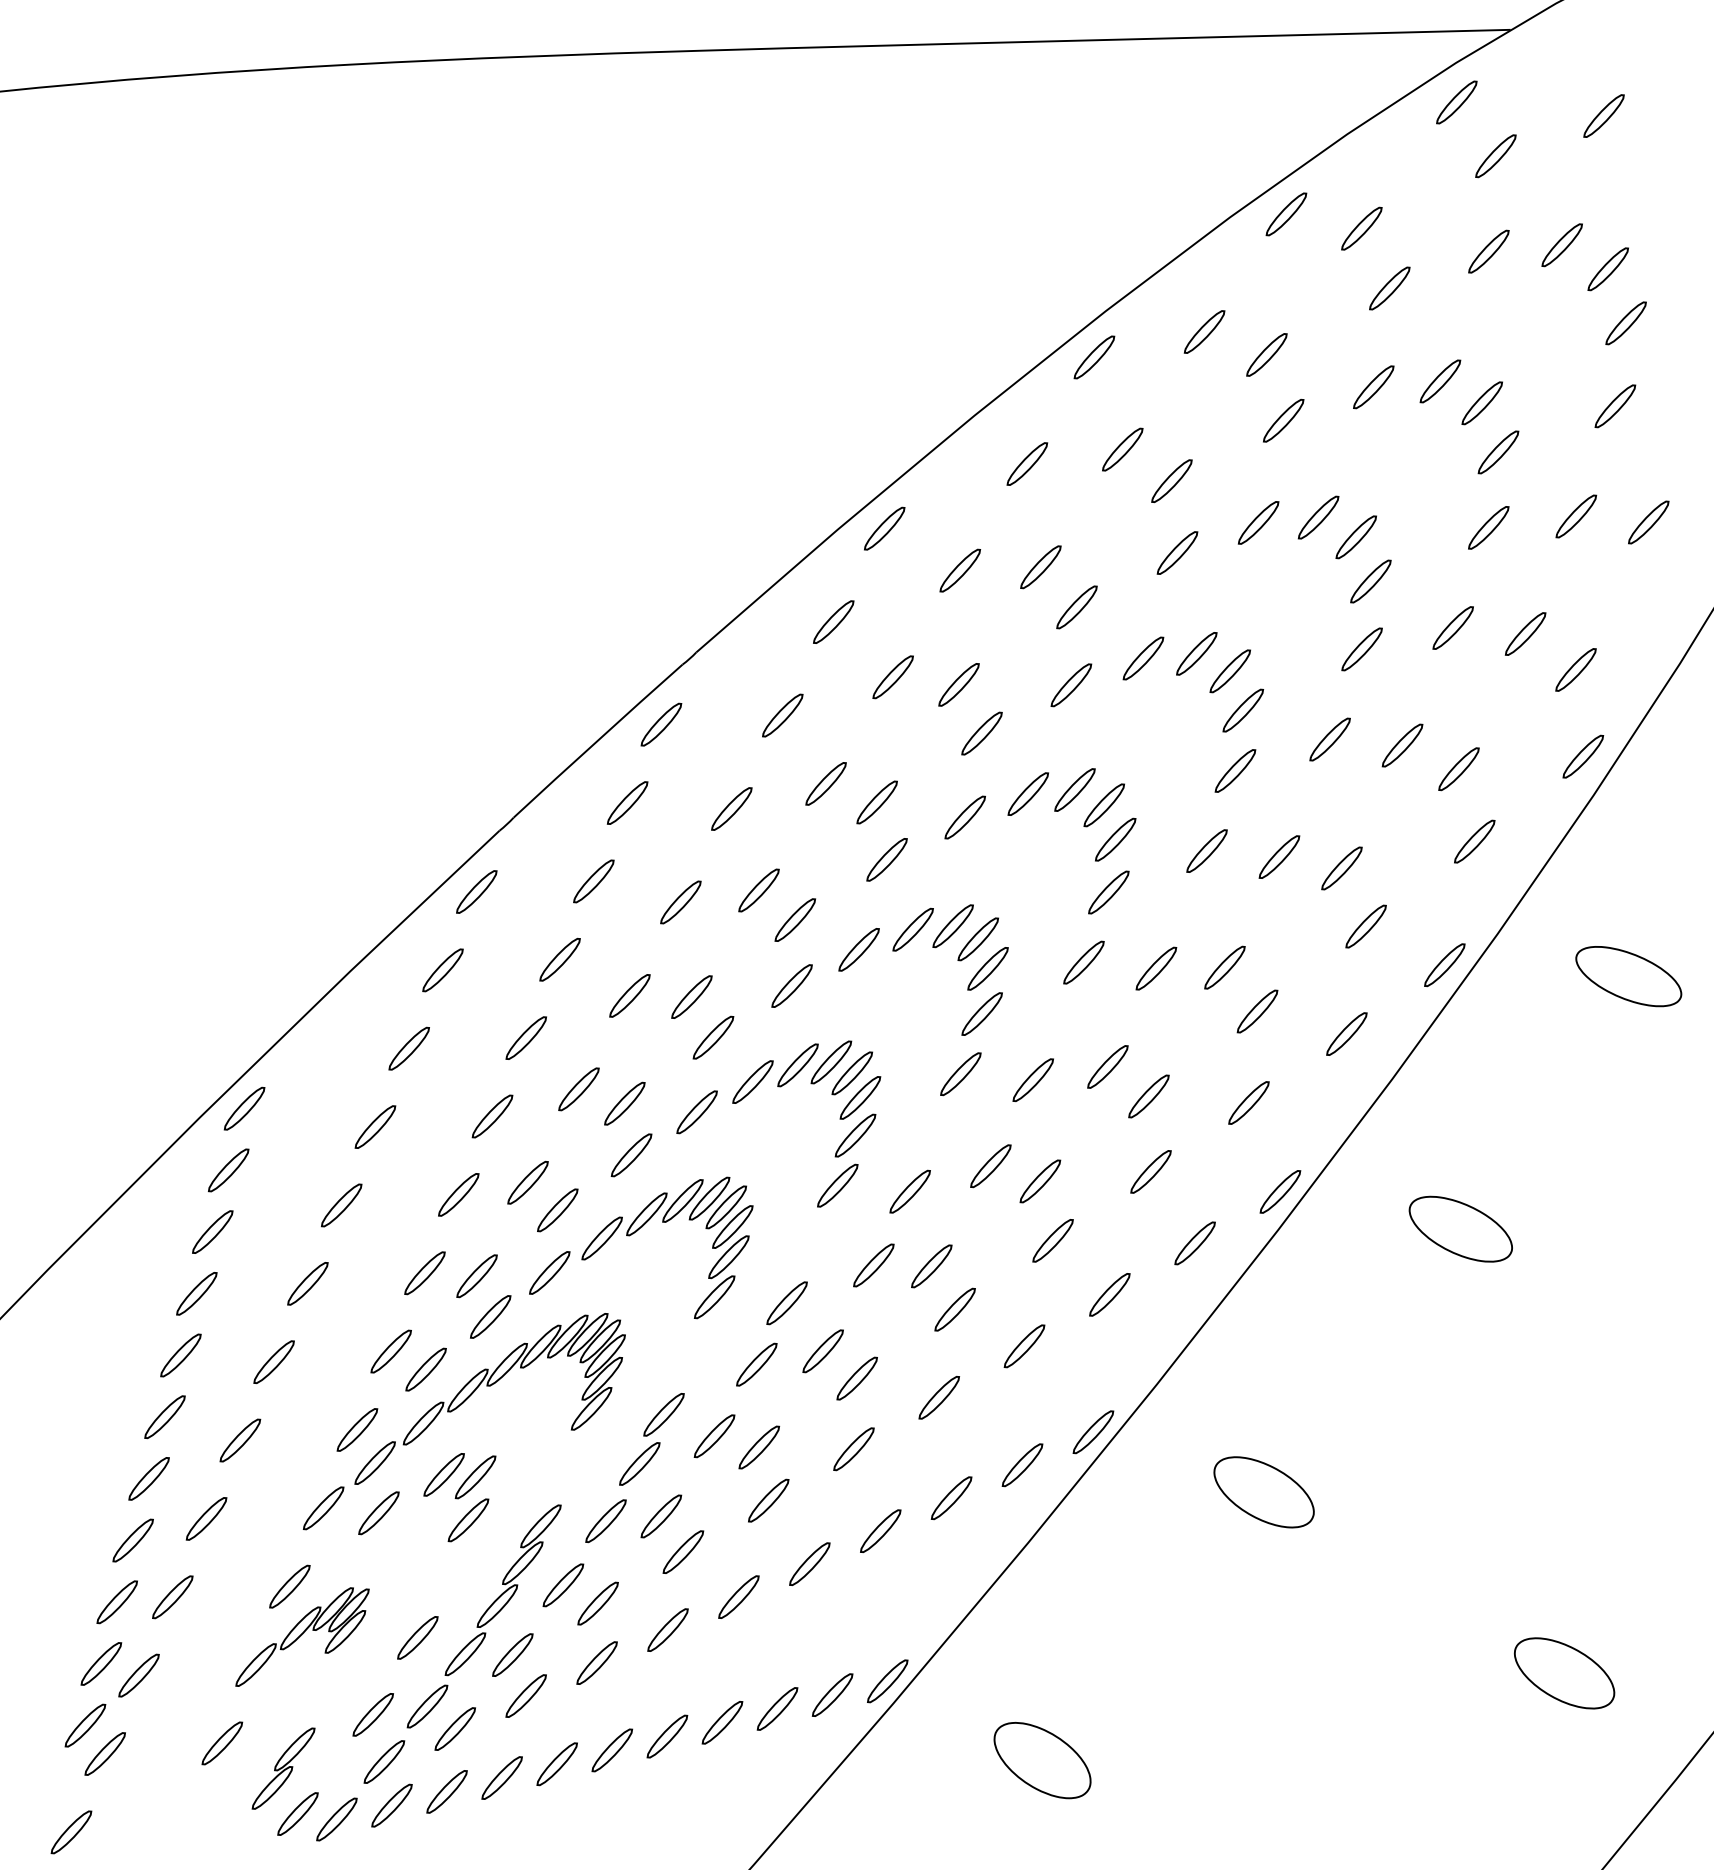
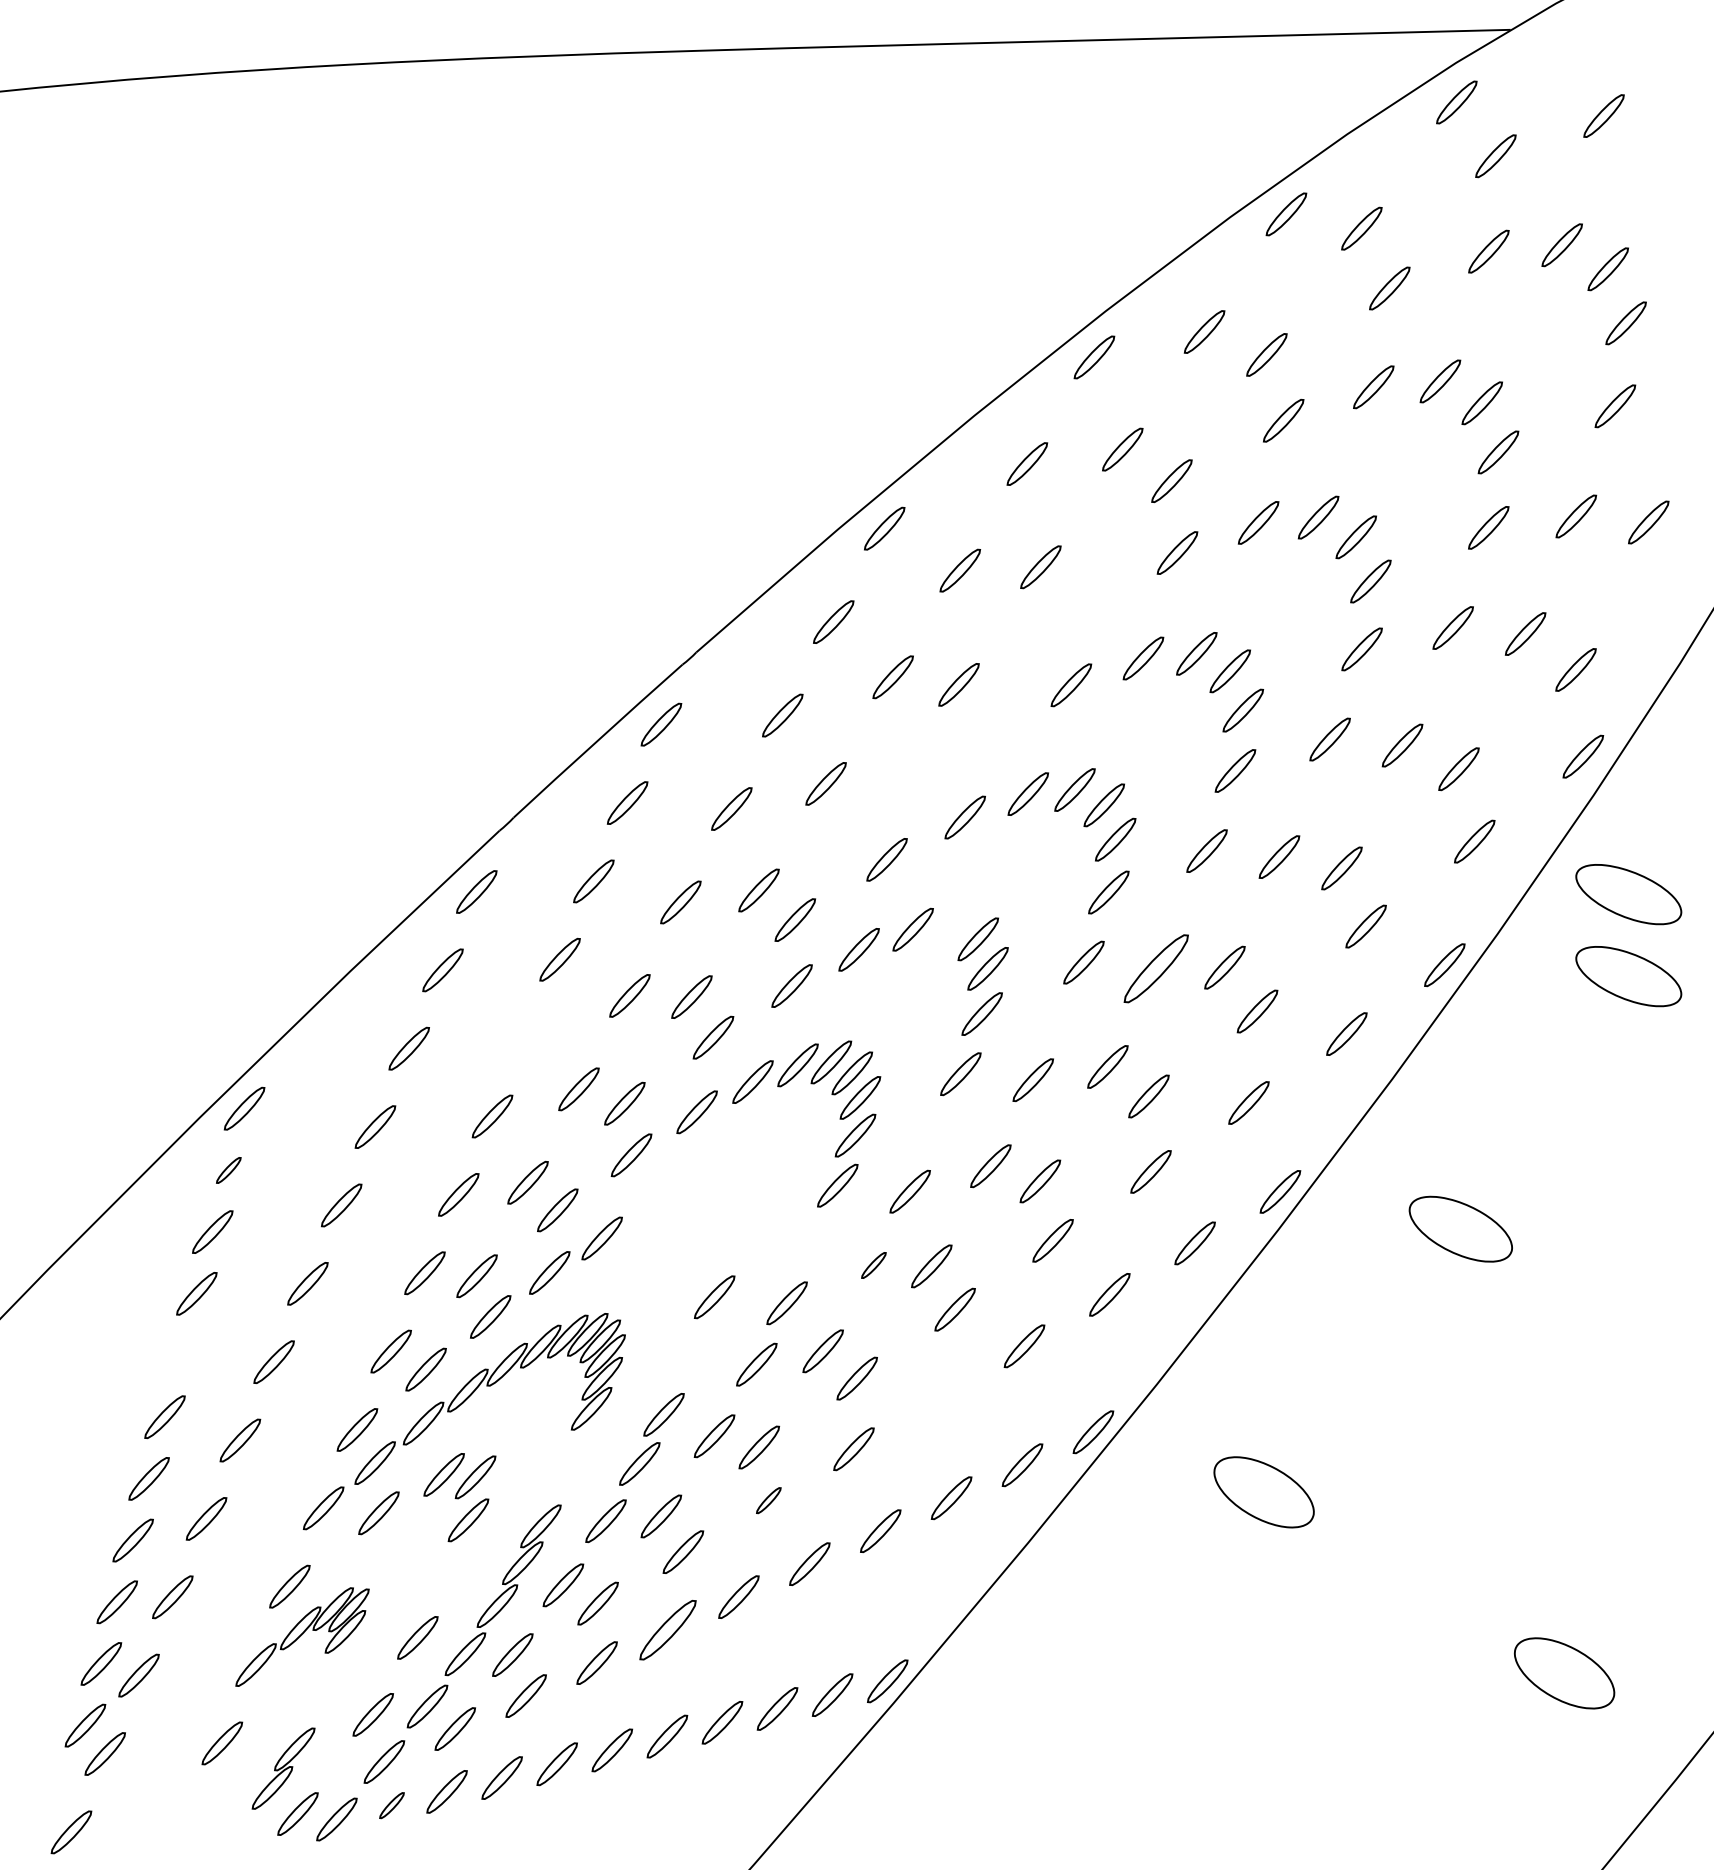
part: present -> none (1076, 607)
part: present -> none (981, 733)
part: present -> none (876, 802)
part: none -> present (1628, 894)
part: present -> none (952, 926)
part size: 43x45 px -> 66x70 px (1155, 968)
part: present -> none (525, 1037)
part size: 42x45 px -> 26x27 px (228, 1170)
part: present -> none (689, 1220)
part size: 42x45 px -> 26x27 px (873, 1265)
part: present -> none (180, 1355)
part: present -> none (938, 1397)
part size: 42x45 px -> 26x28 px (768, 1500)
part size: 42x44 px -> 58x62 px (667, 1629)
part: present -> none (1042, 1760)
part size: 42x45 px -> 26x28 px (391, 1805)
